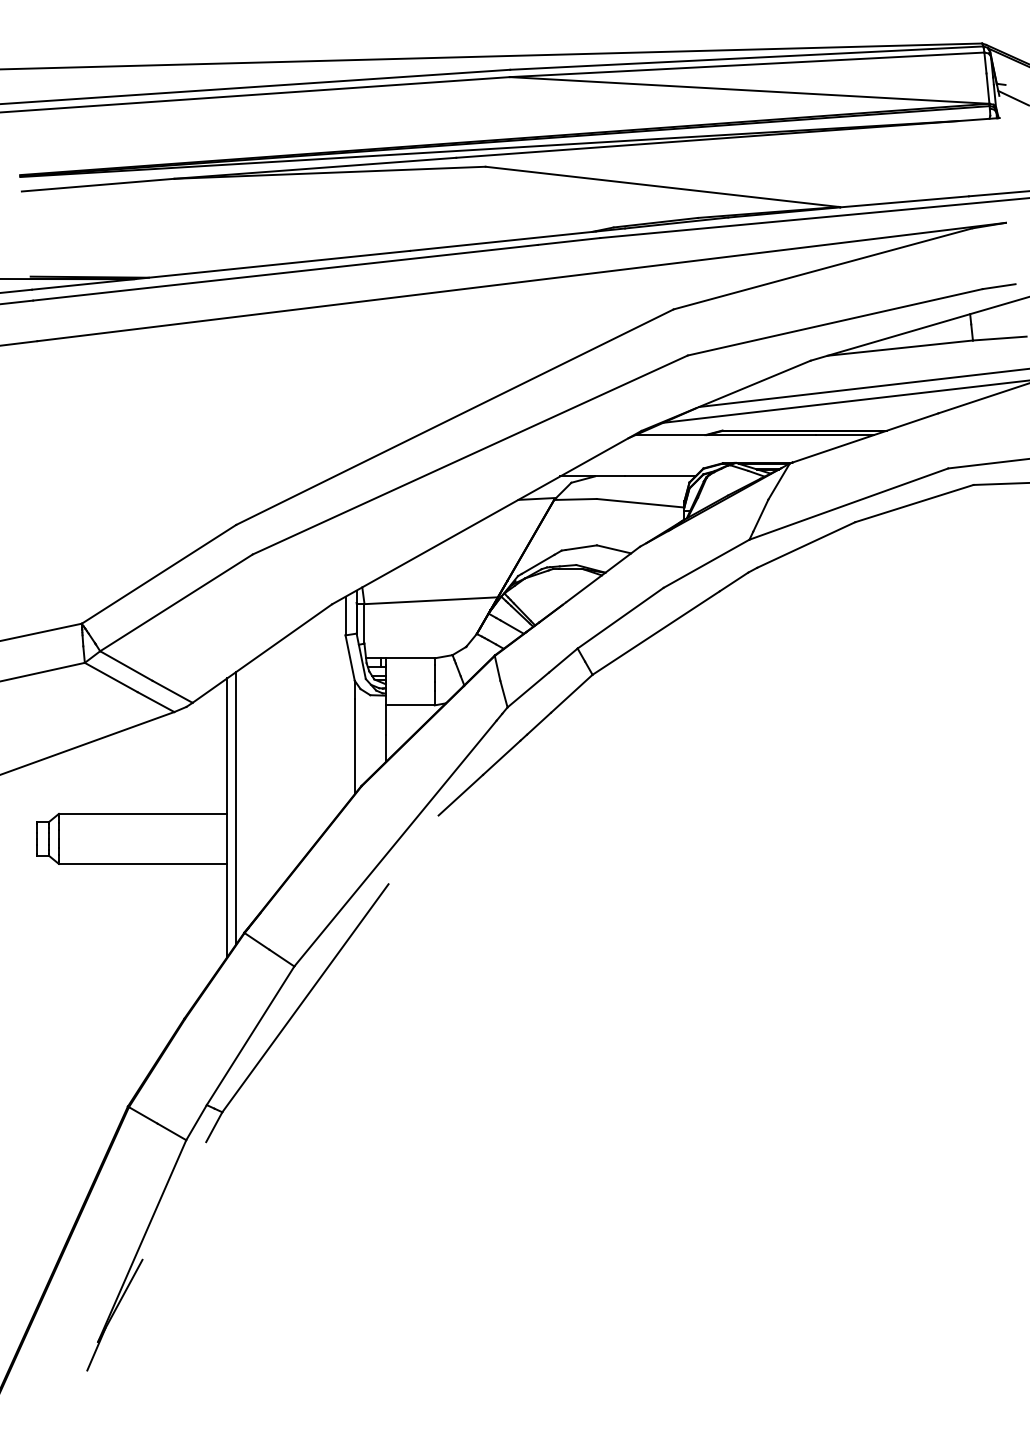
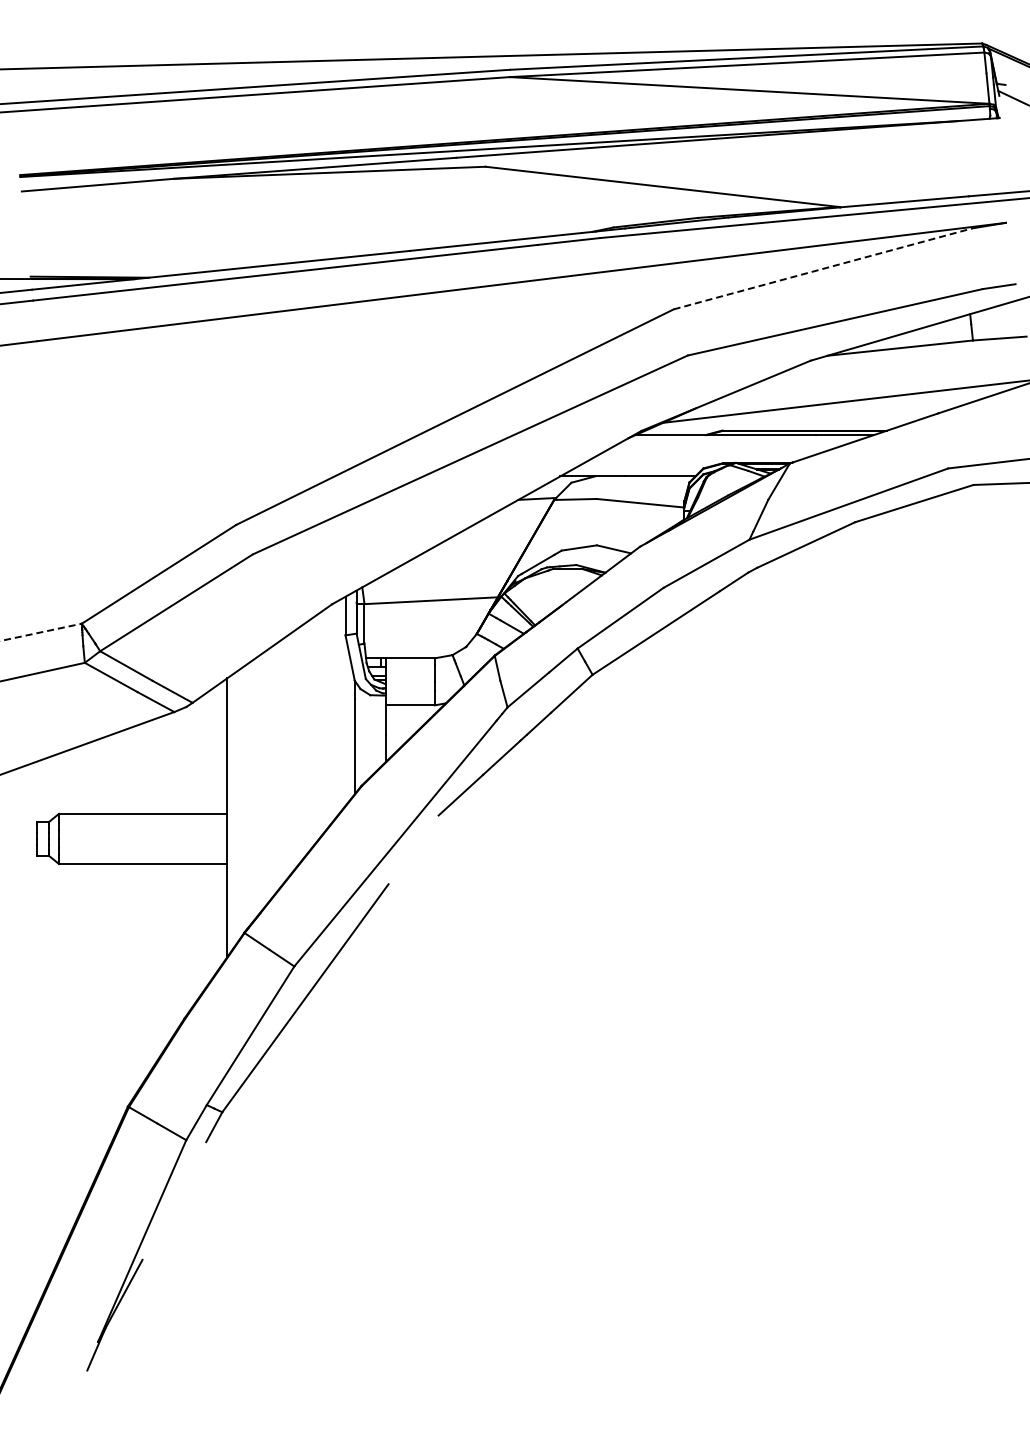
line: solid -> dashed (823, 268)
line: present -> none (862, 388)
line: solid -> dashed (40, 632)
line: present -> none (235, 808)
